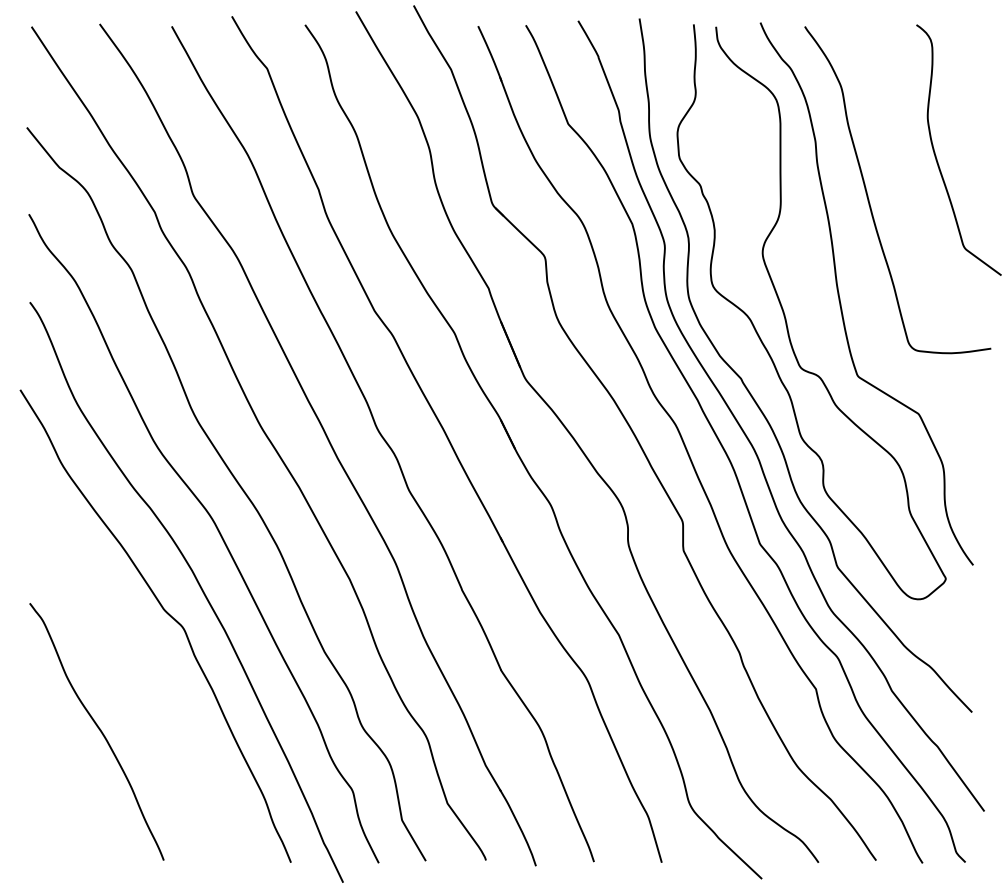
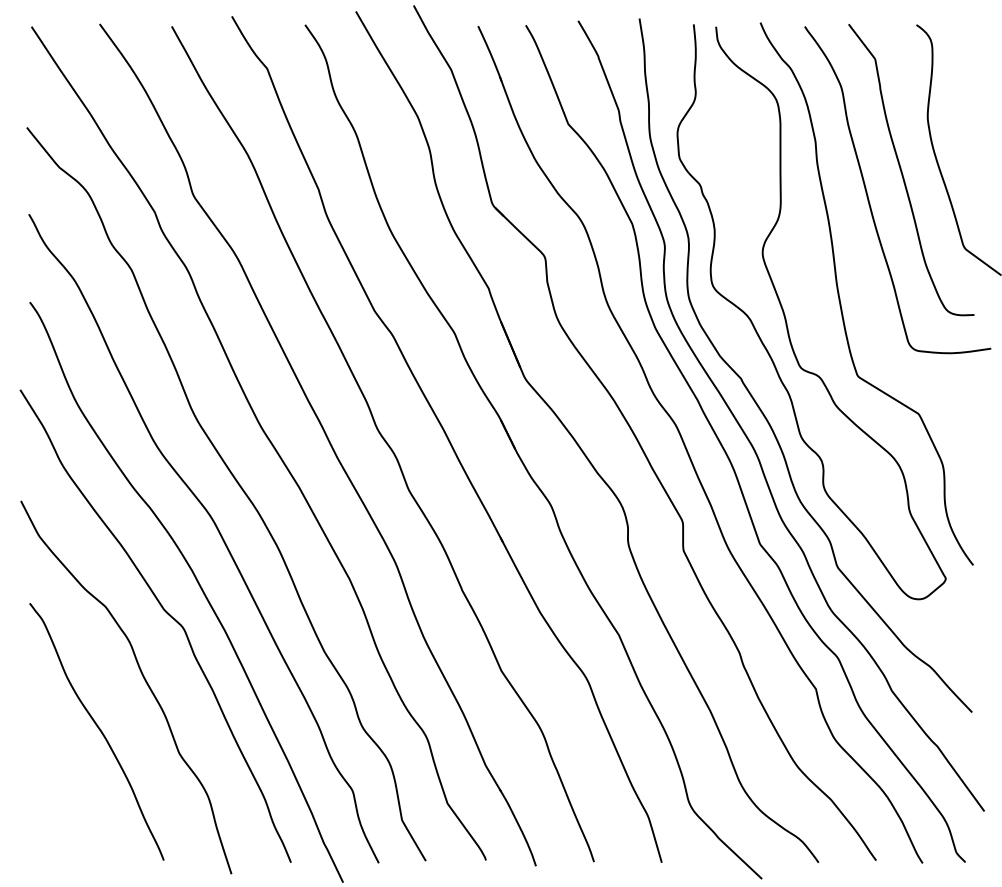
curve: none -> present (903, 174)
curve: none -> present (143, 678)
